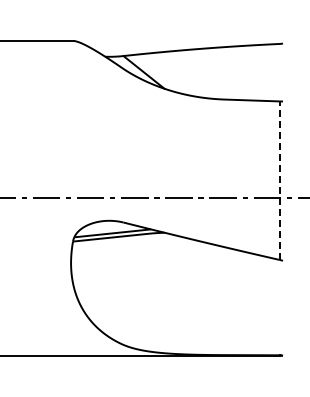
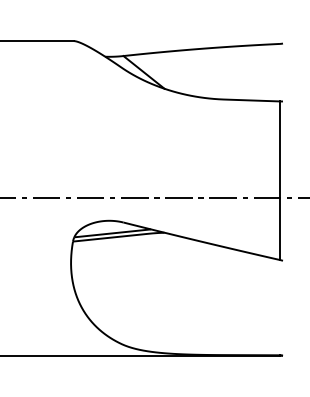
line: dashed -> solid (279, 180)
